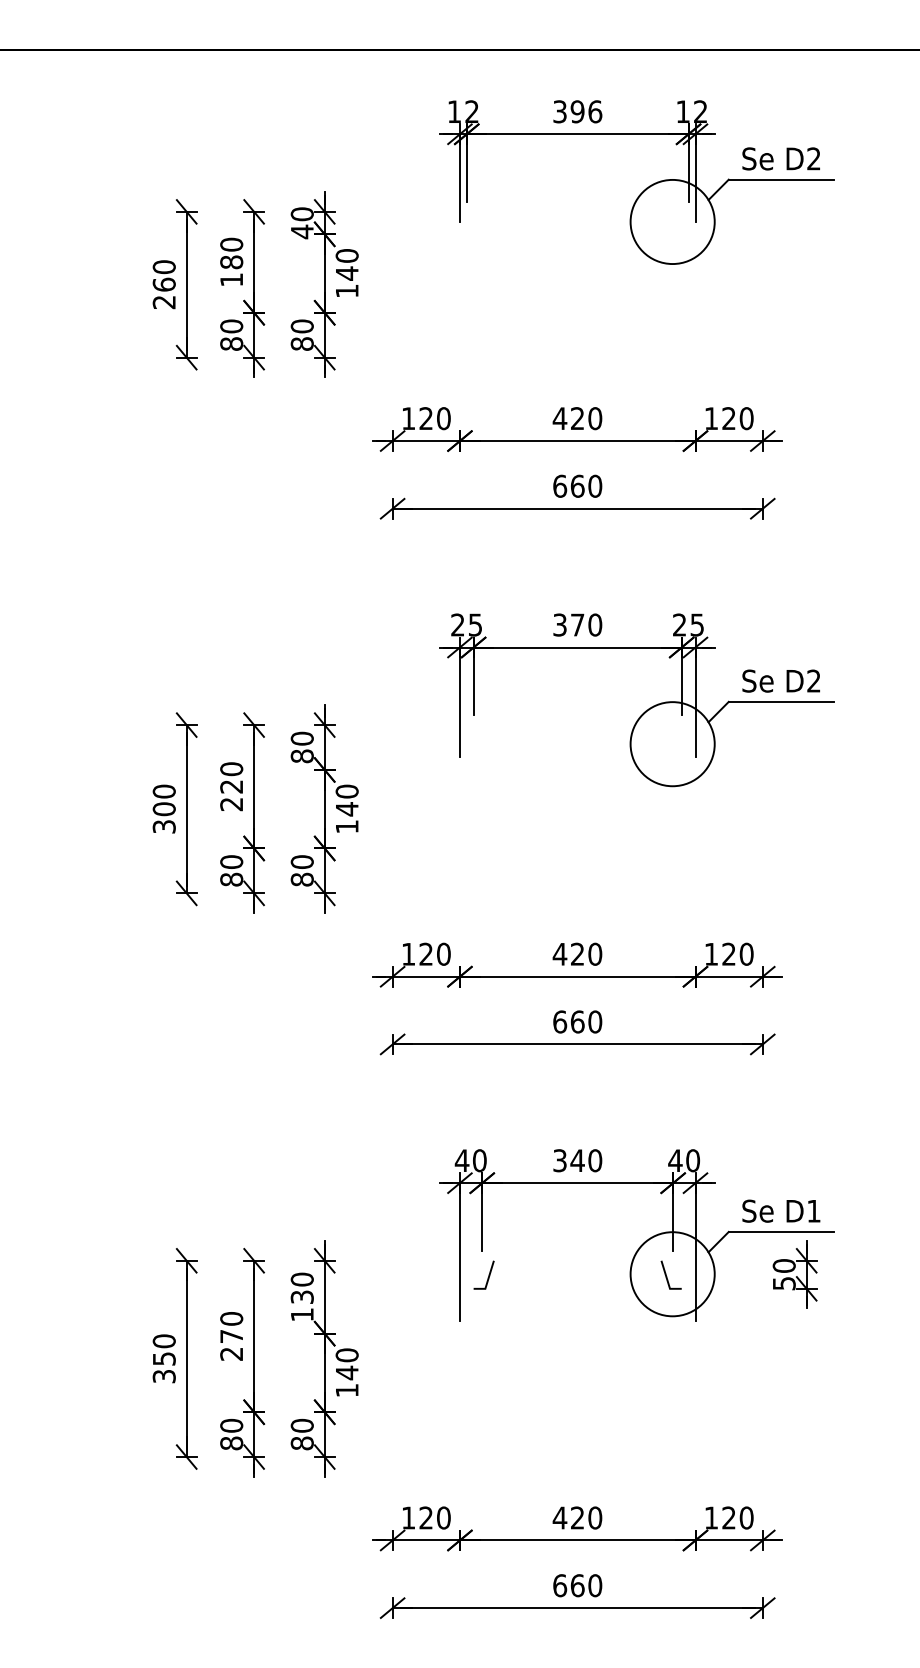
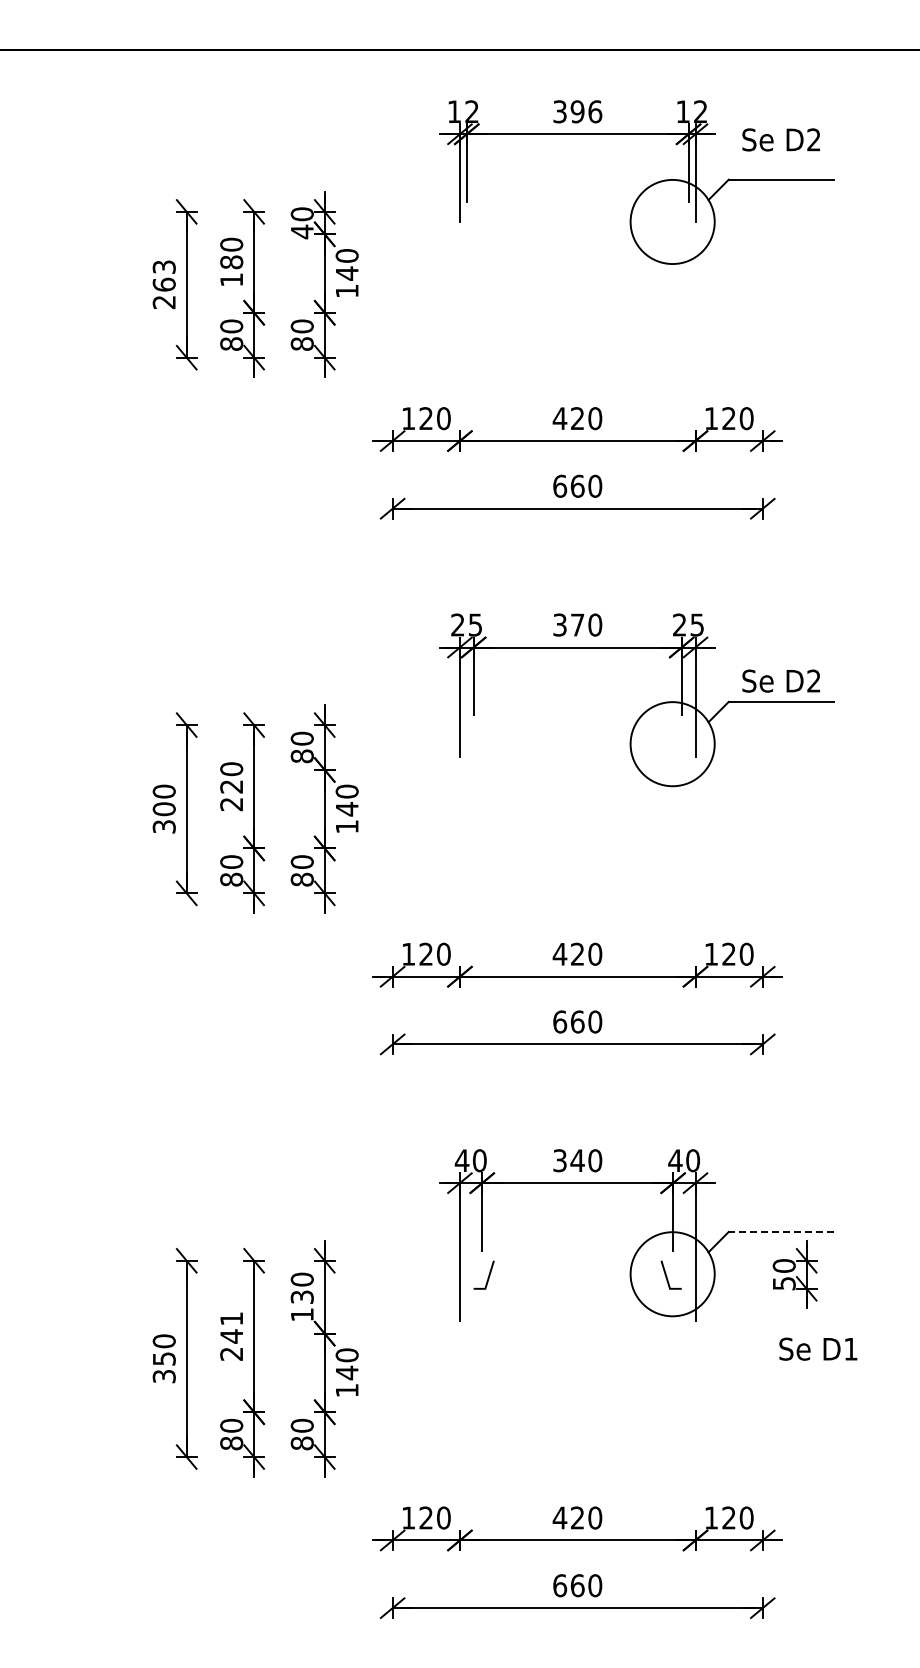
text position: (780, 158) -> (780, 139) (780, 139)
text: 260 -> 263 (163, 267)
text position: (781, 1210) -> (818, 1348) (818, 1348)
line: solid -> dashed (780, 1231)
text: 270 -> 241 (231, 1327)
